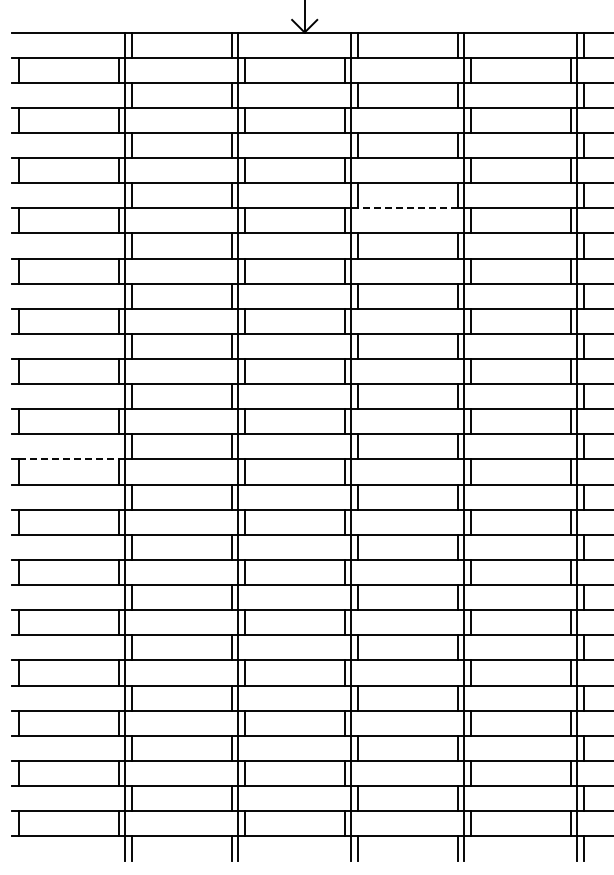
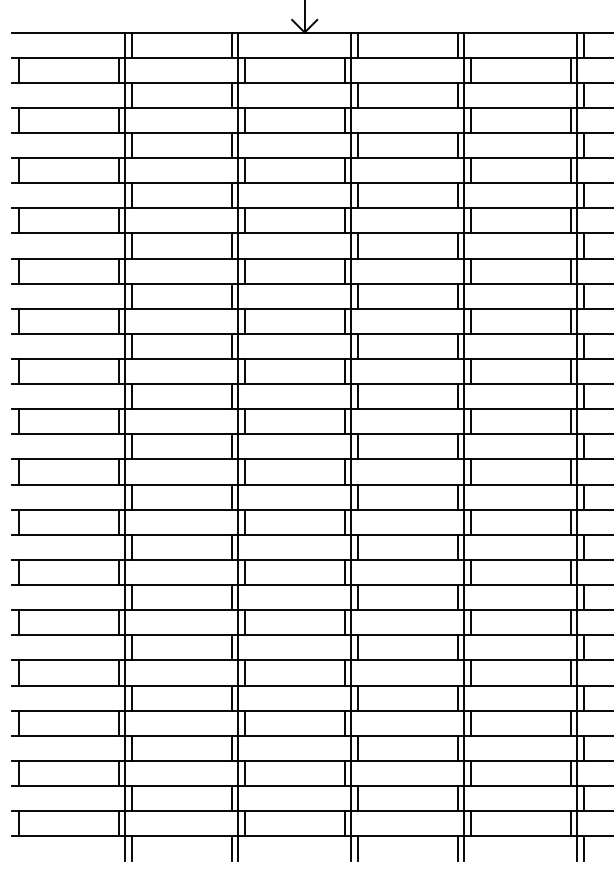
line: dashed -> solid (407, 208)
line: dashed -> solid (69, 459)
